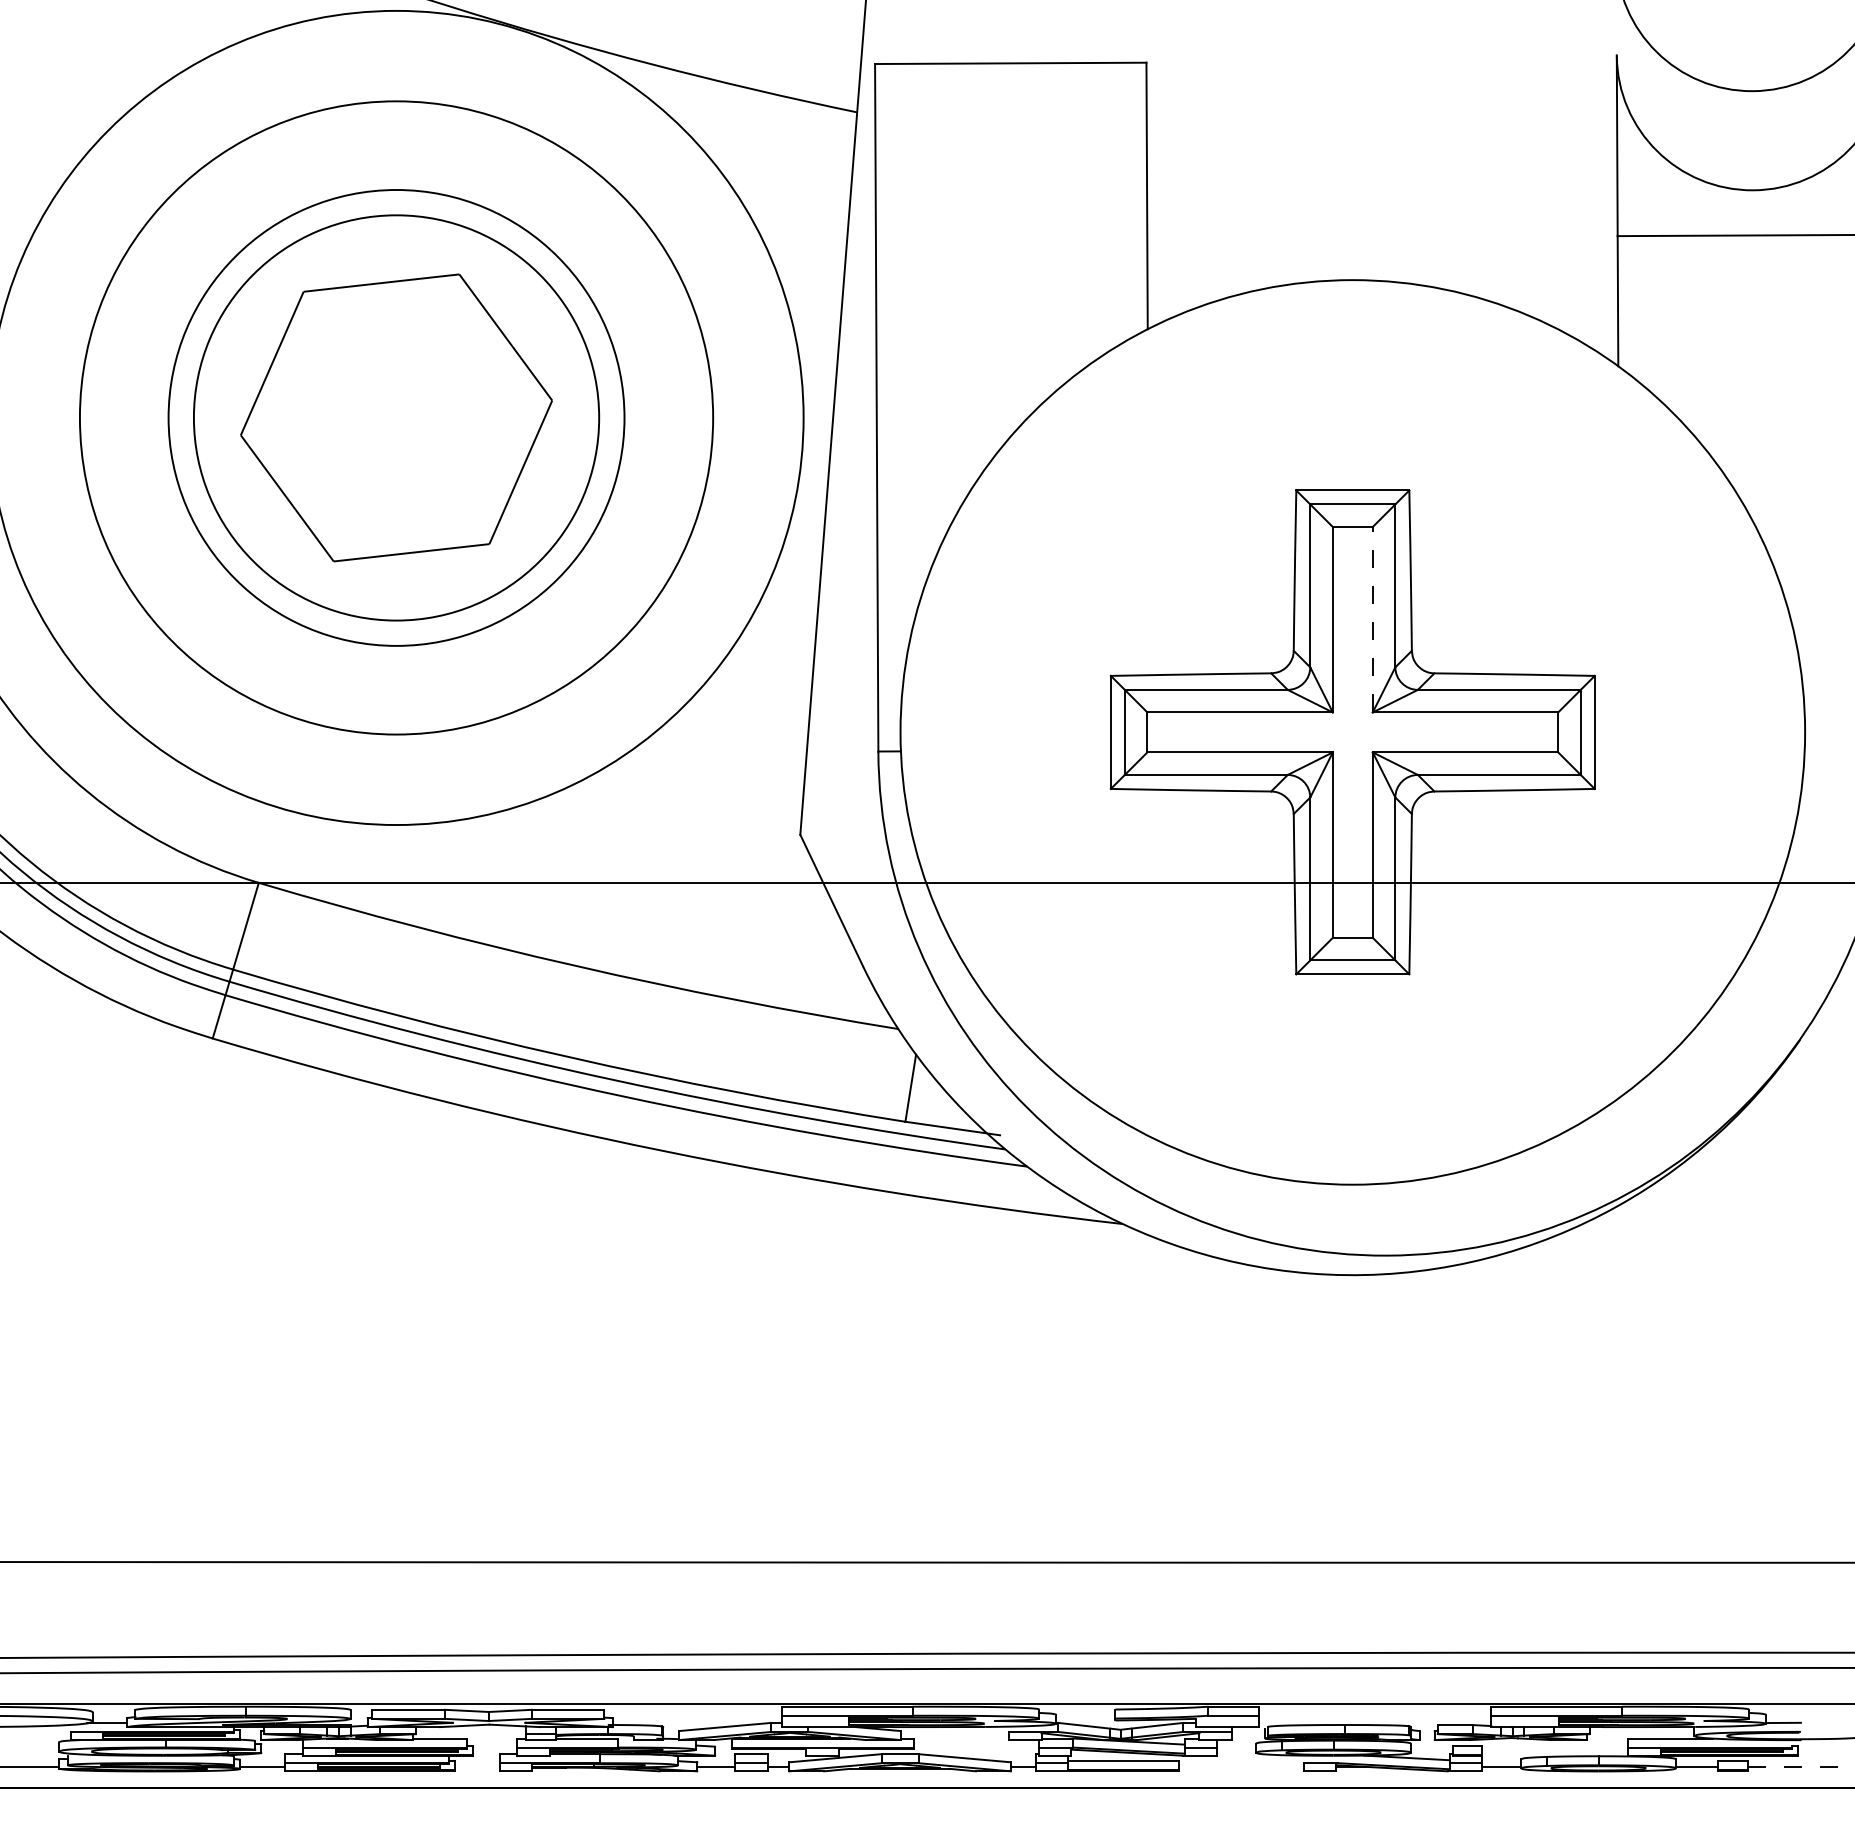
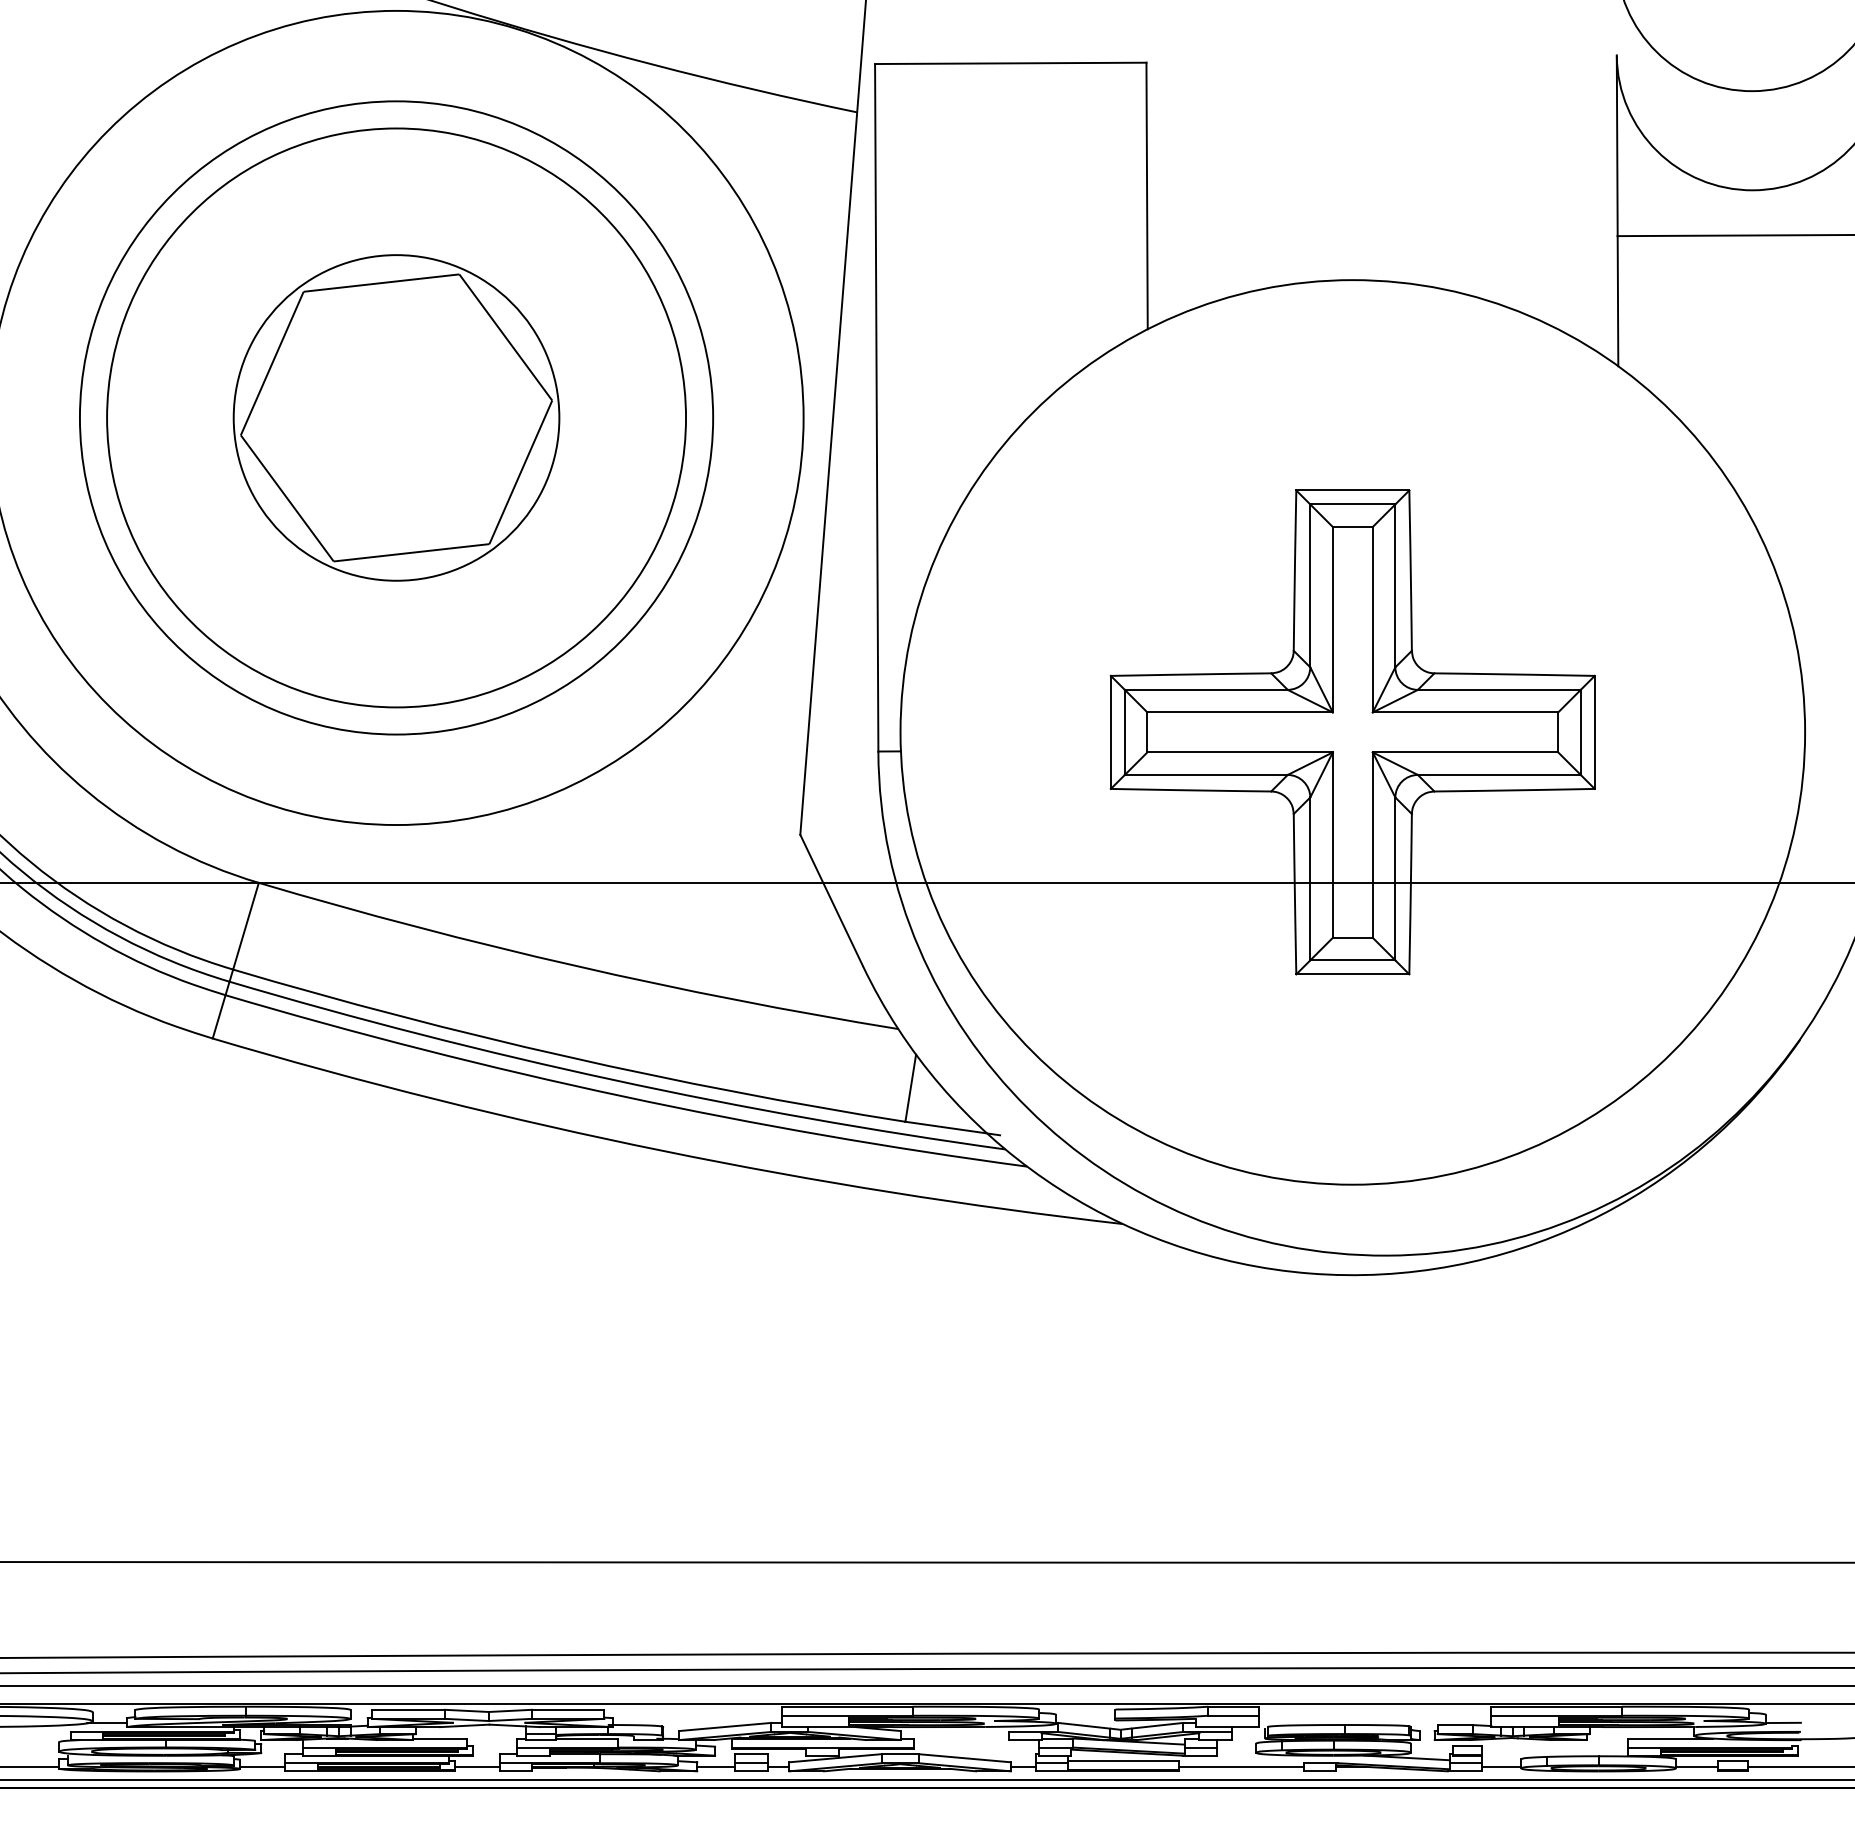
circle diameter: 405 px -> 579 px (396, 417)
circle diameter: 456 px -> 326 px (396, 417)
line: dashed -> solid (1372, 619)
line: none -> present (926, 1685)
line: none -> present (476, 1766)
line: none -> present (1240, 1766)
line: dashed -> solid (1801, 1766)
line: none -> present (926, 1780)
